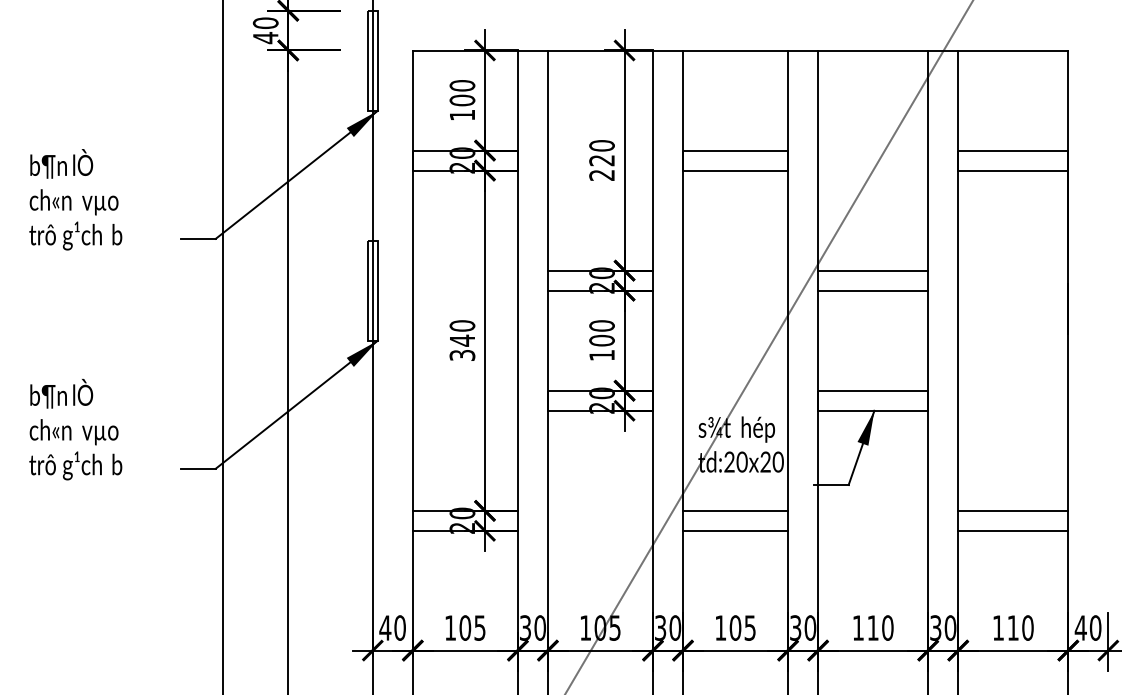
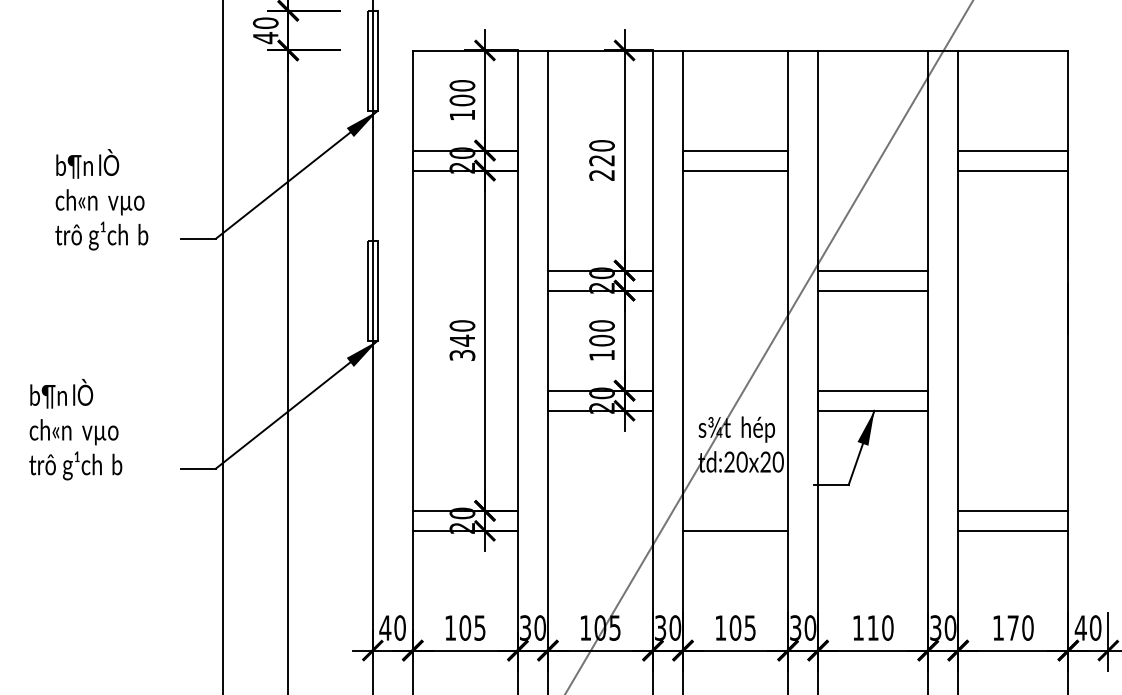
text position: (75, 199) -> (101, 199) (101, 199)
line: present -> none (735, 510)
text: 110 -> 170 (1012, 627)
